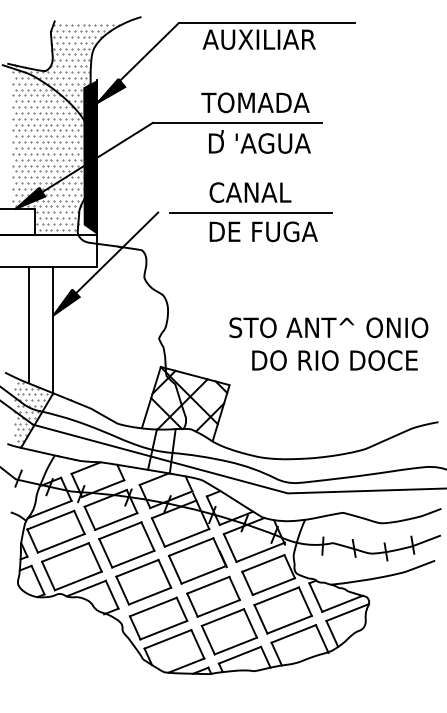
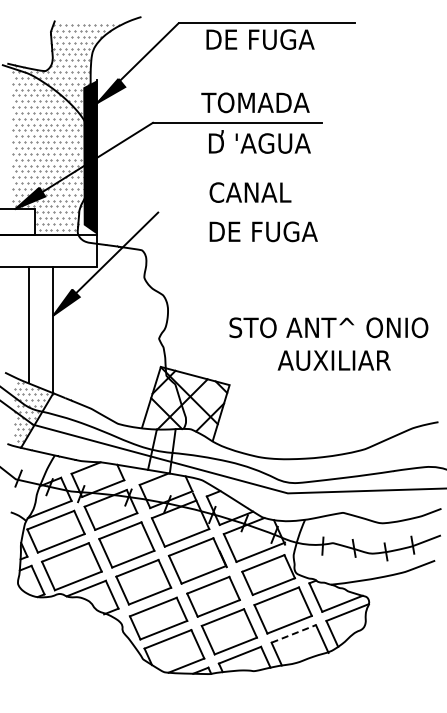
text: AUXILIAR -> DE FUGA (258, 39)
line: present -> none (250, 212)
text: DO RIO DOCE -> AUXILIAR (334, 360)
line: solid -> dashed (293, 633)
